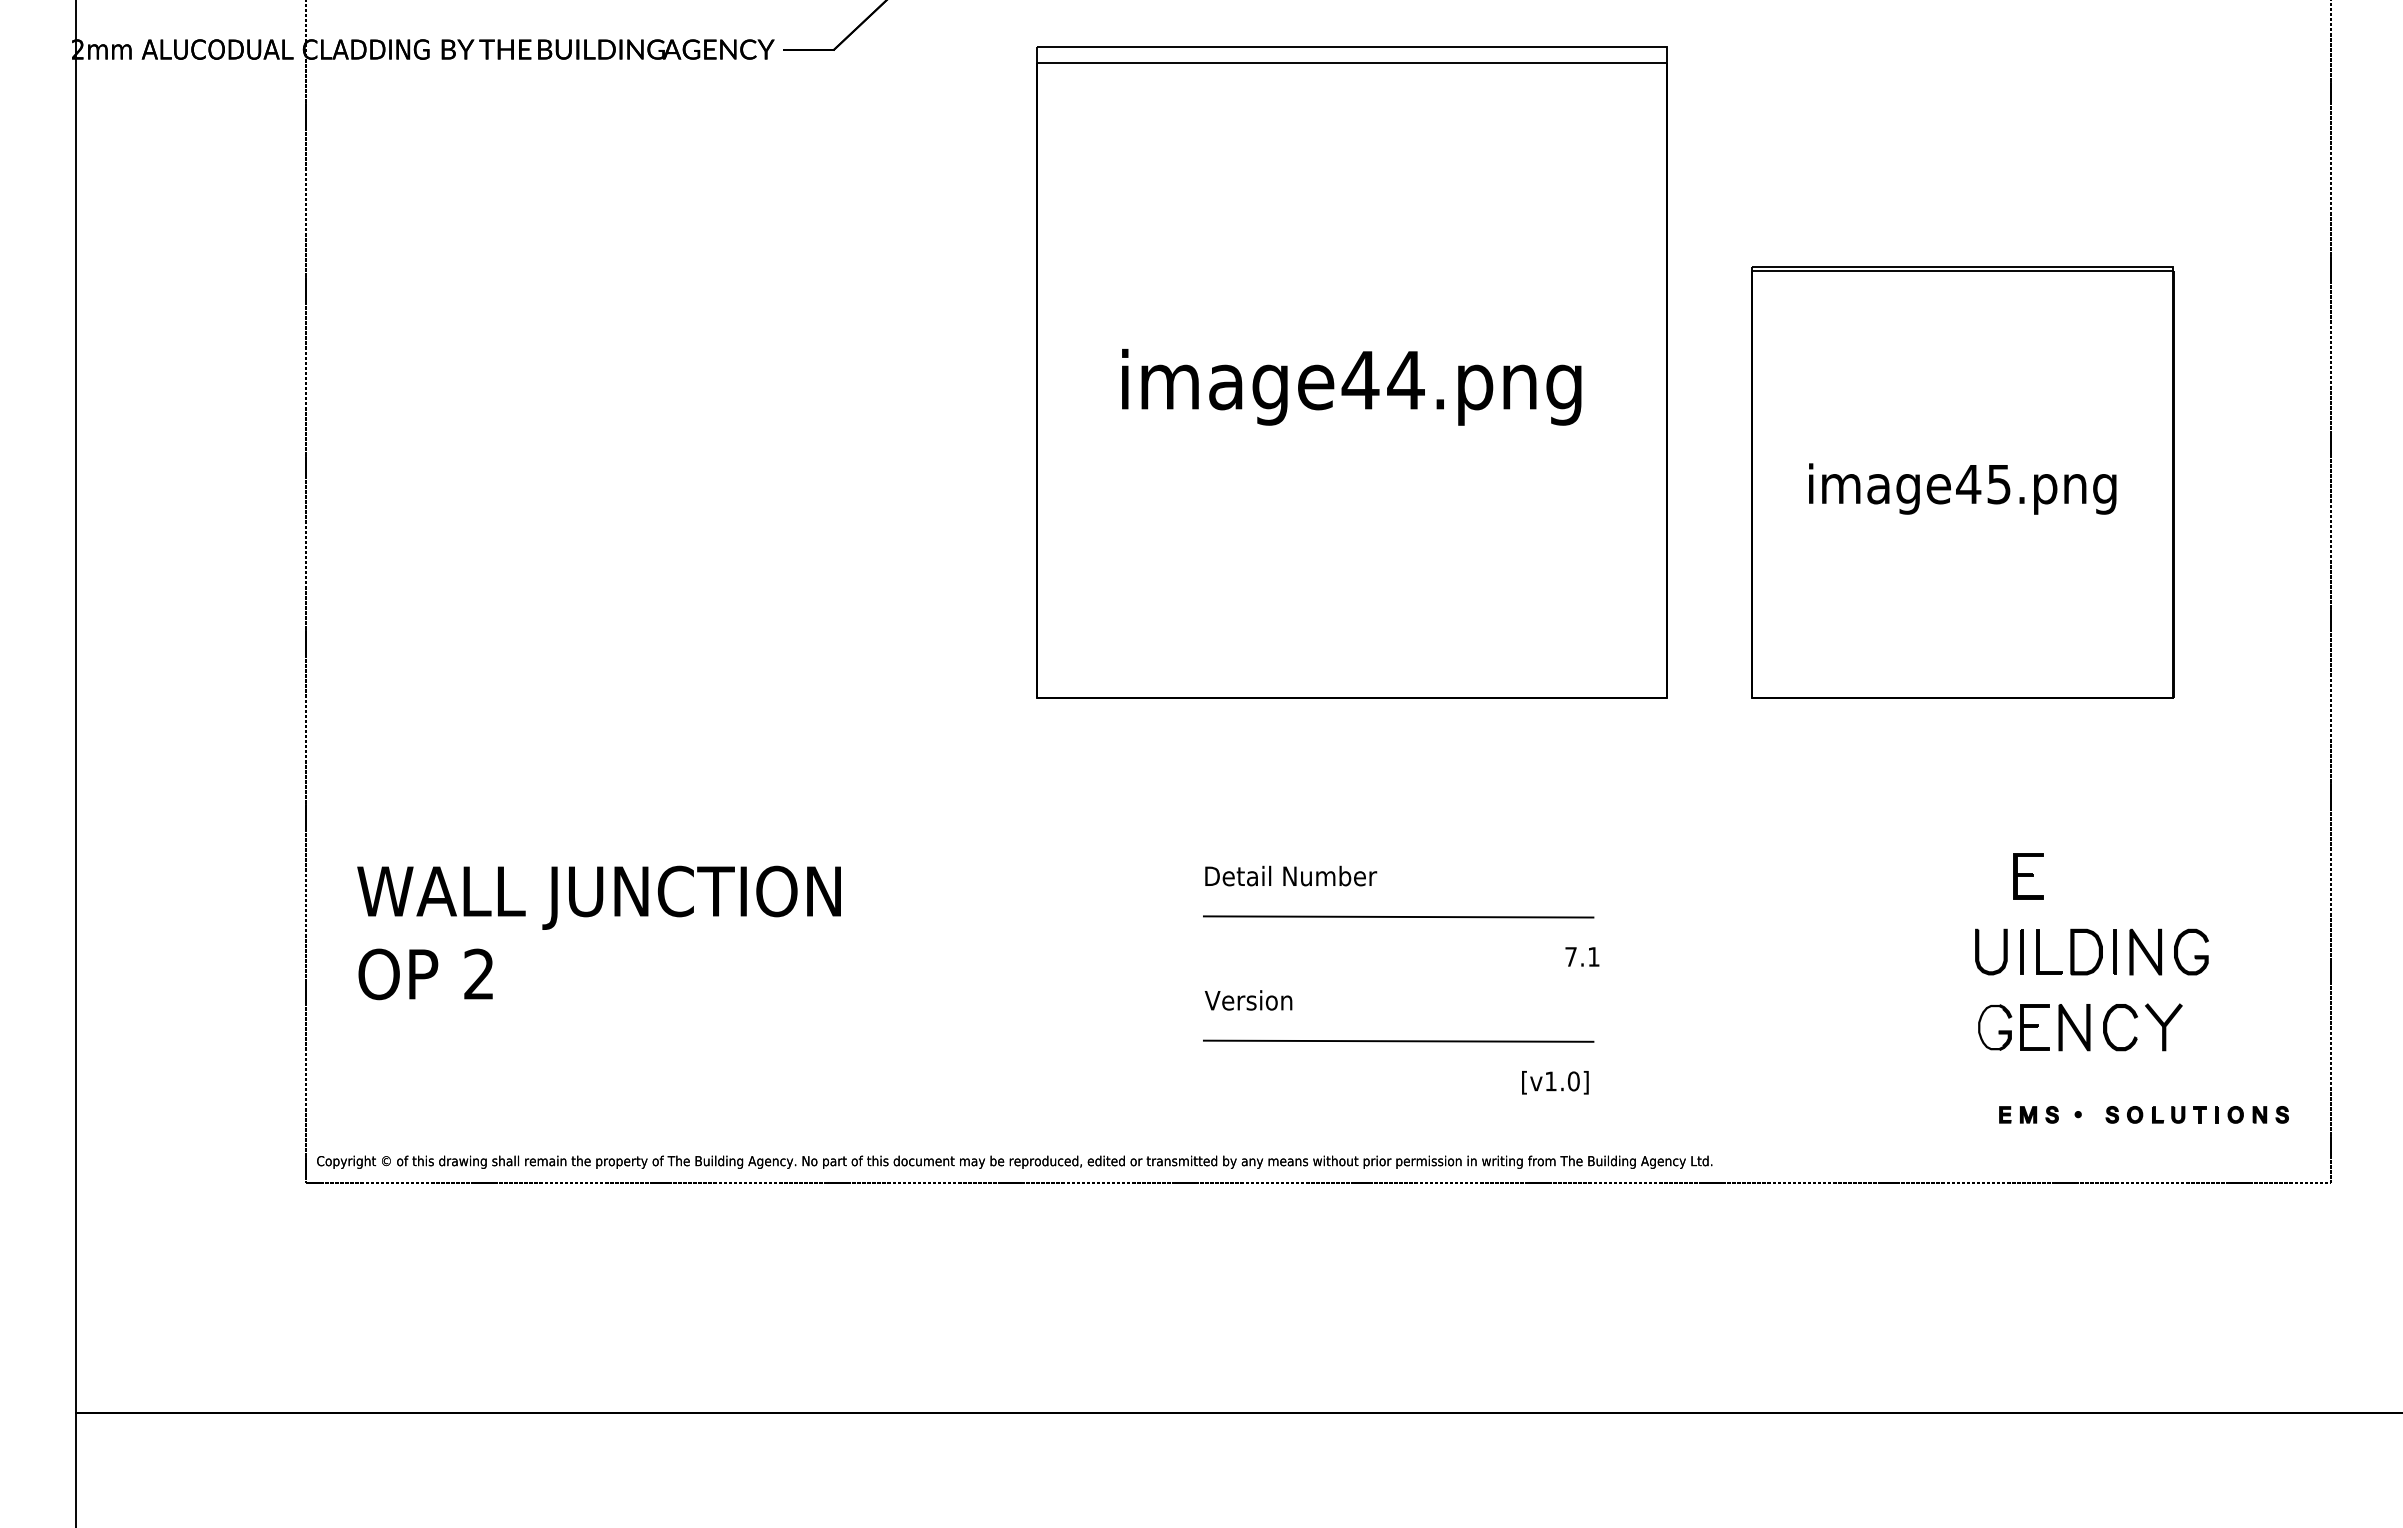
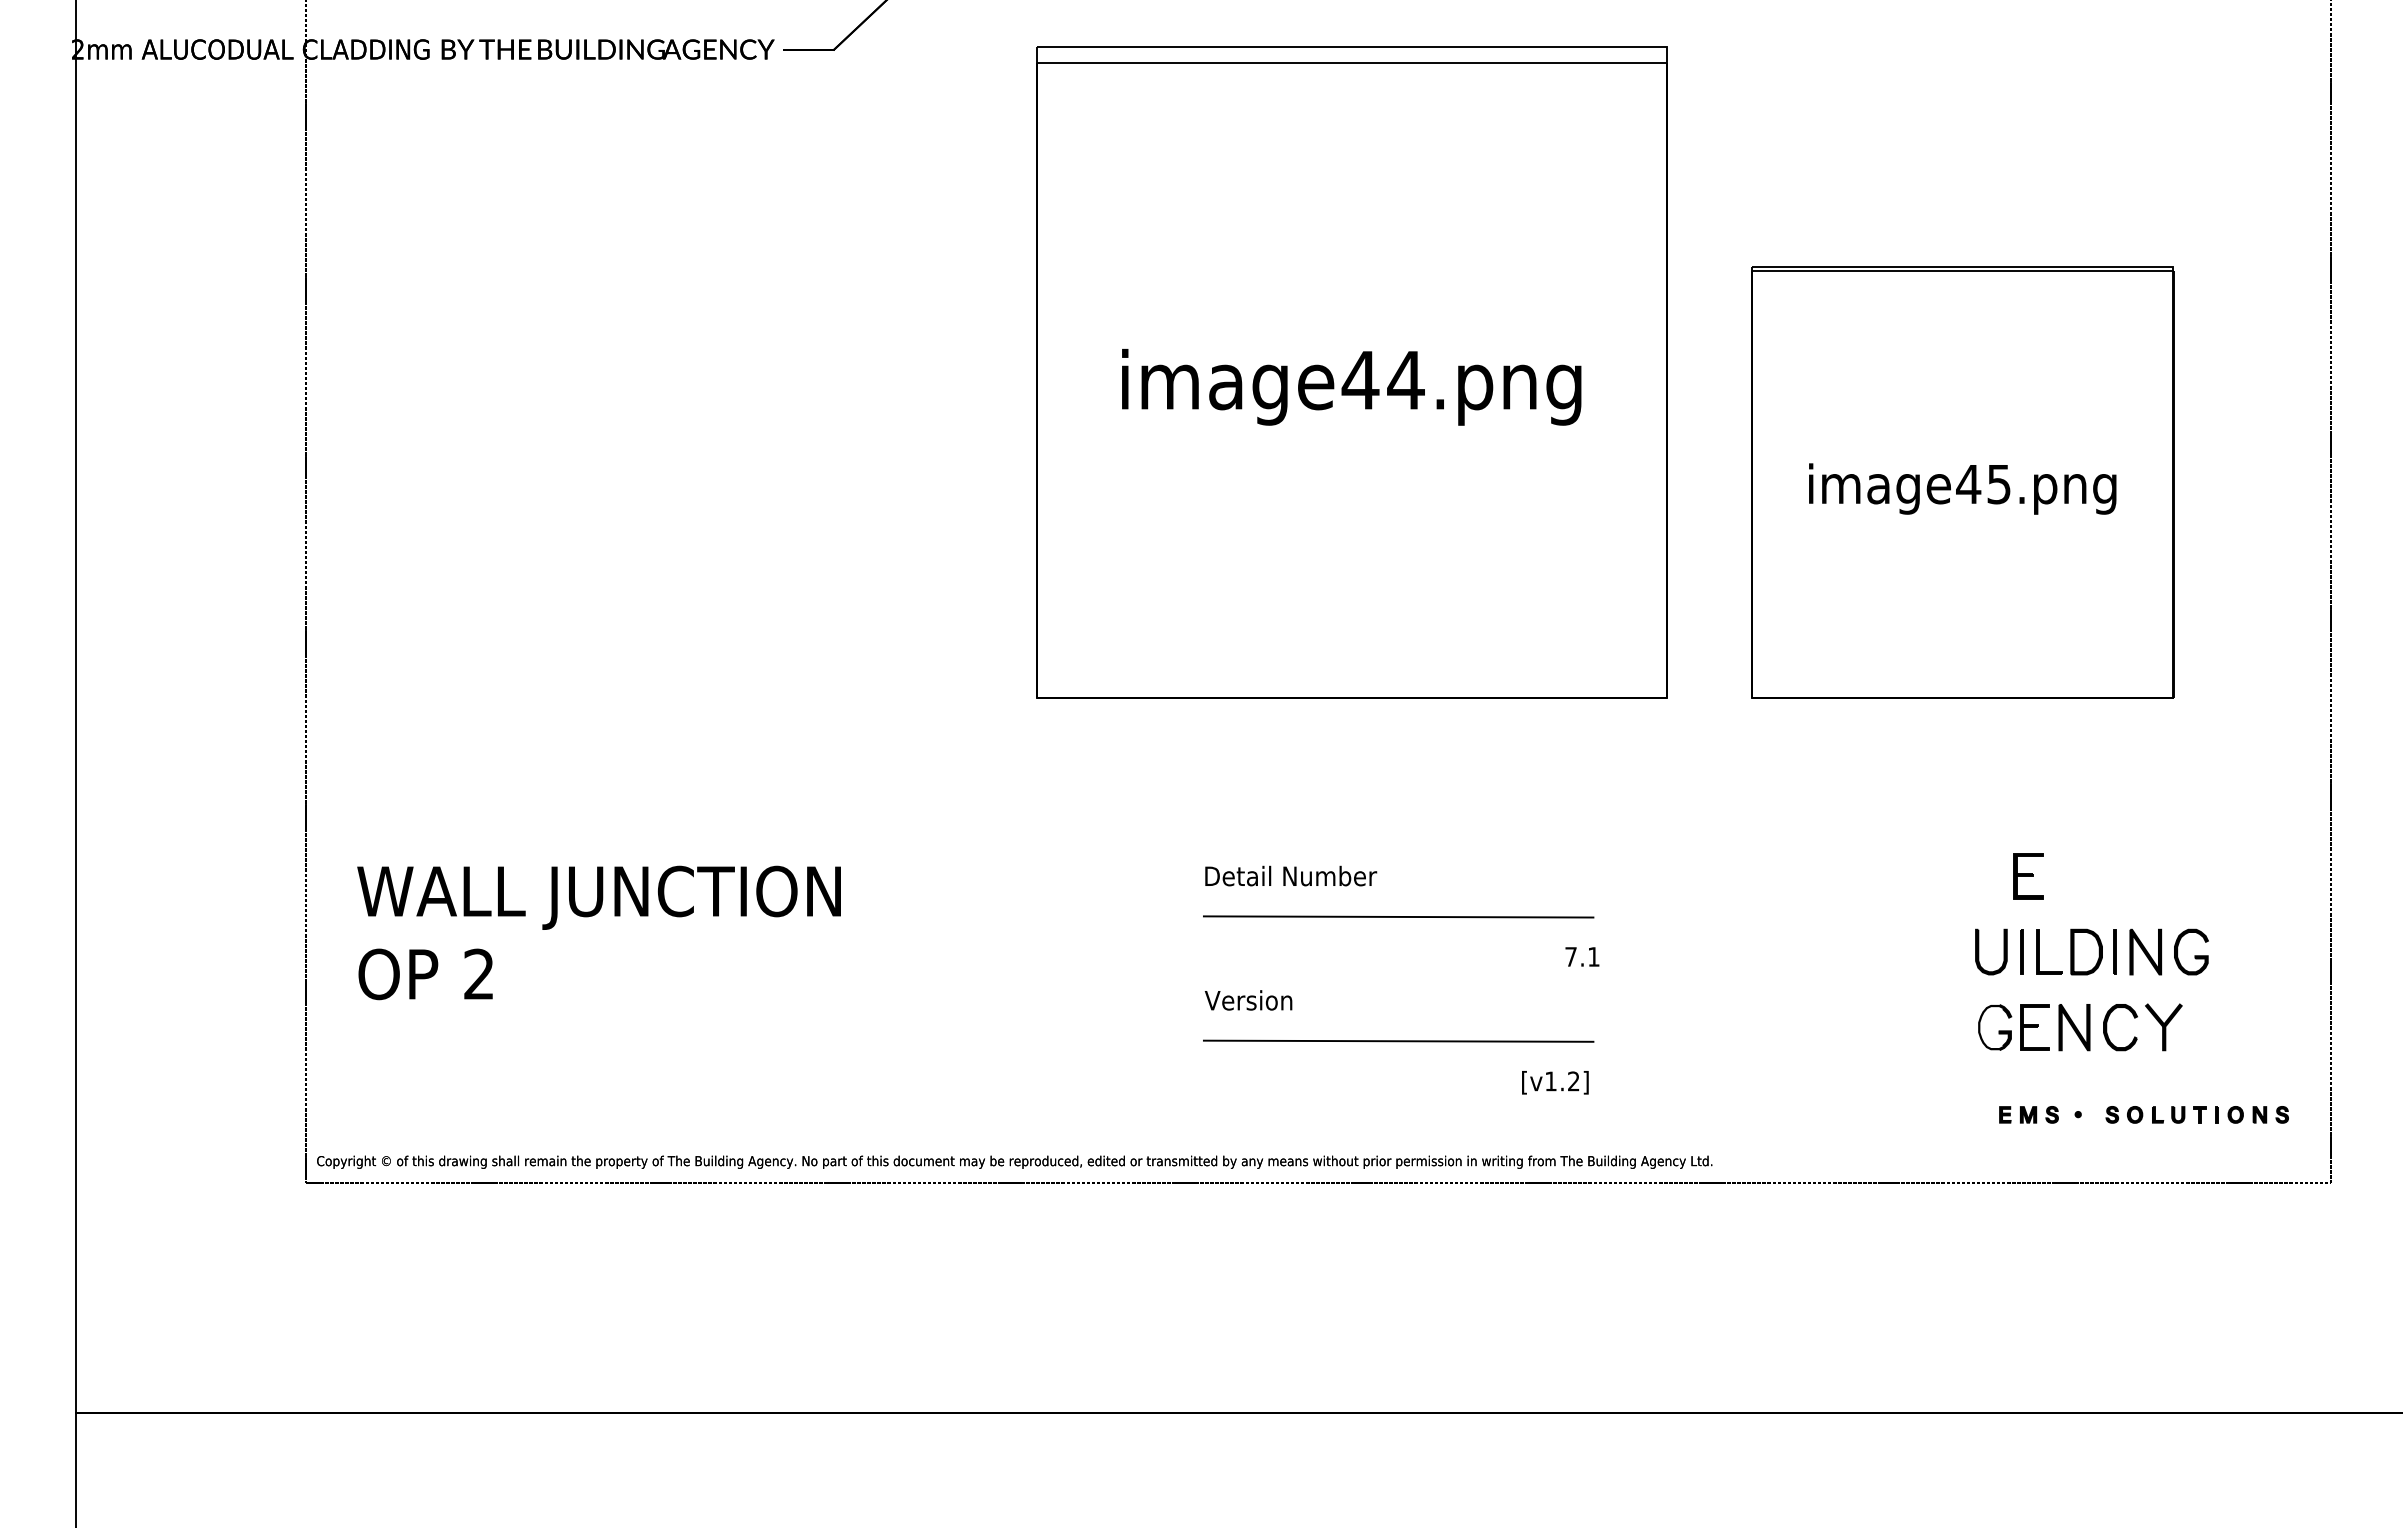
text: [v1.0] -> [v1.2] (1573, 1081)
